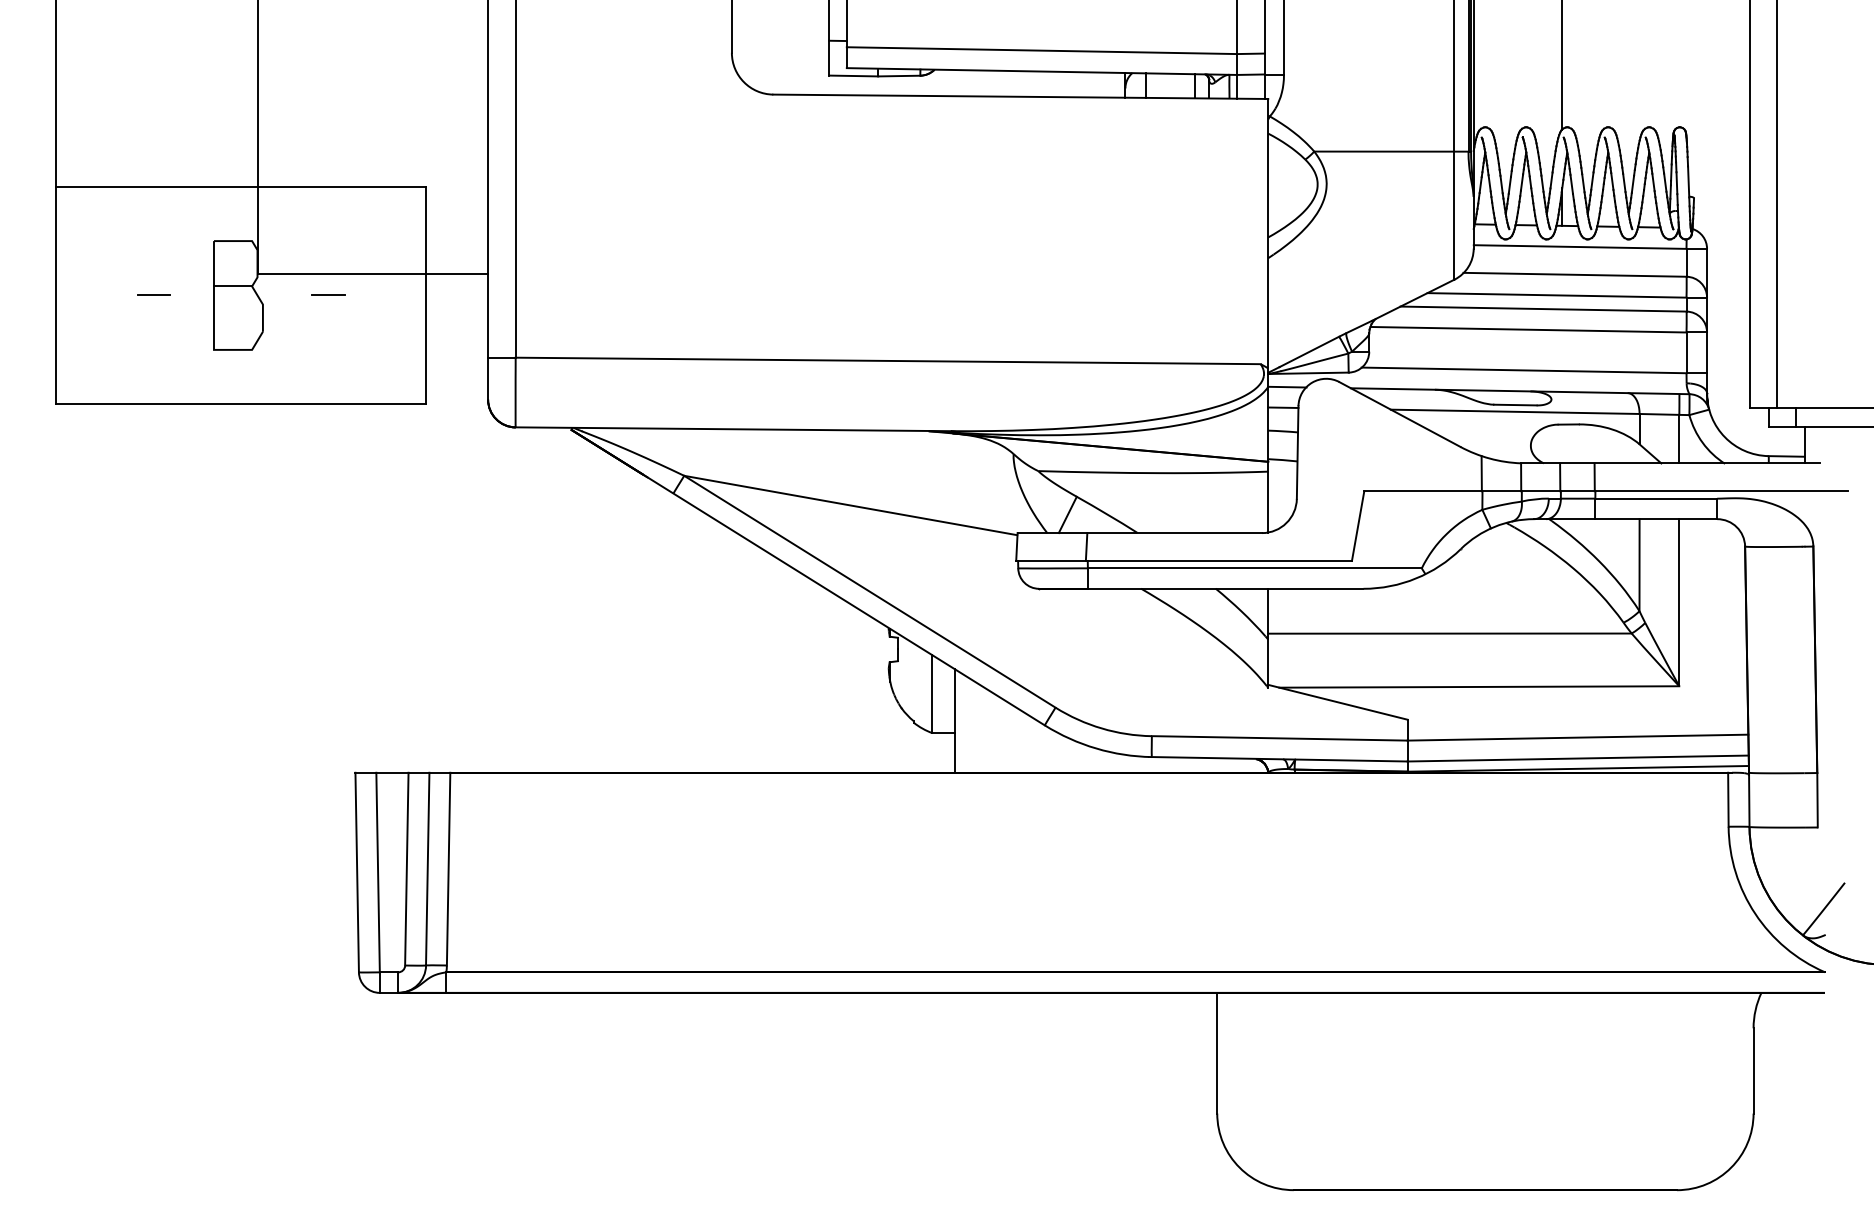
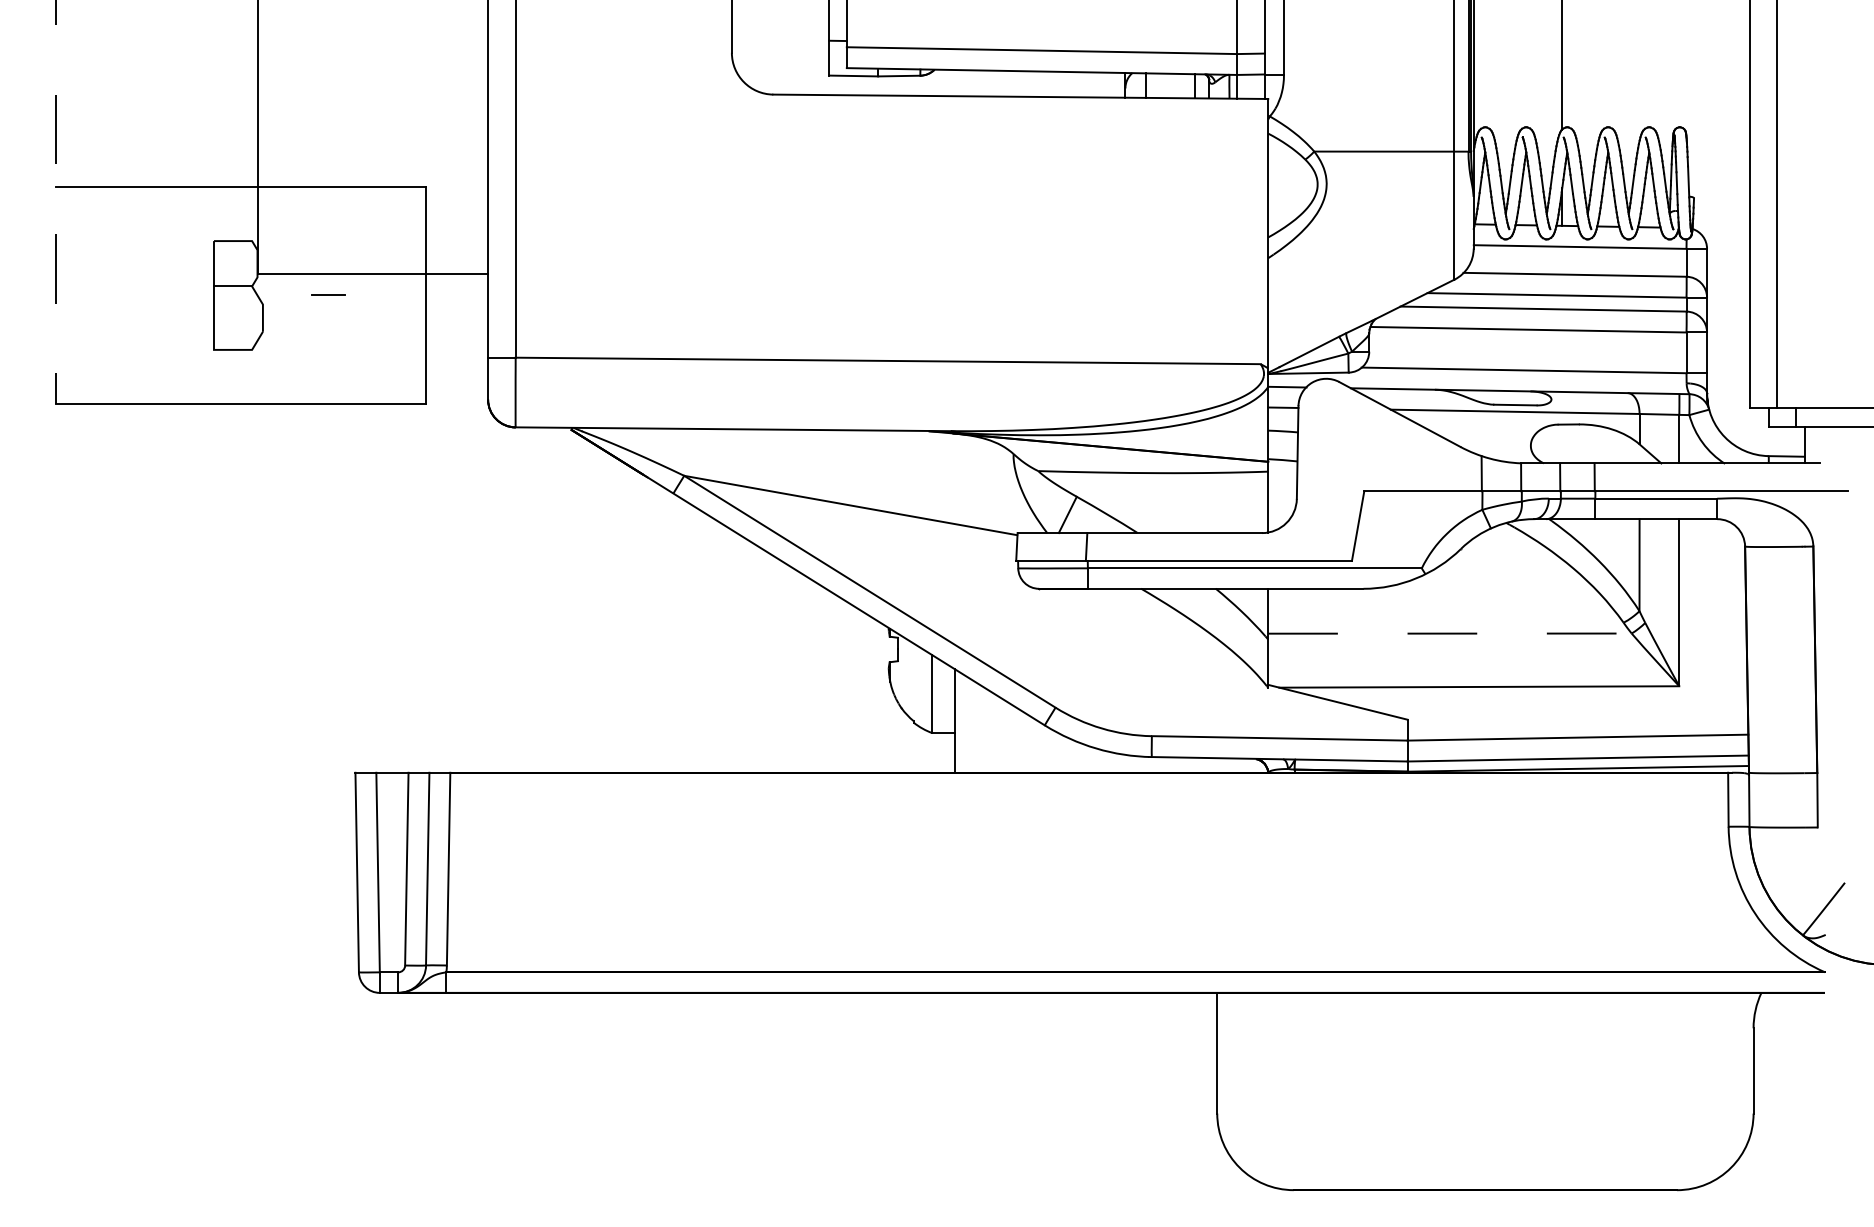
line: solid -> dashed (56, 202)
line: present -> none (153, 295)
line: solid -> dashed (1449, 633)
